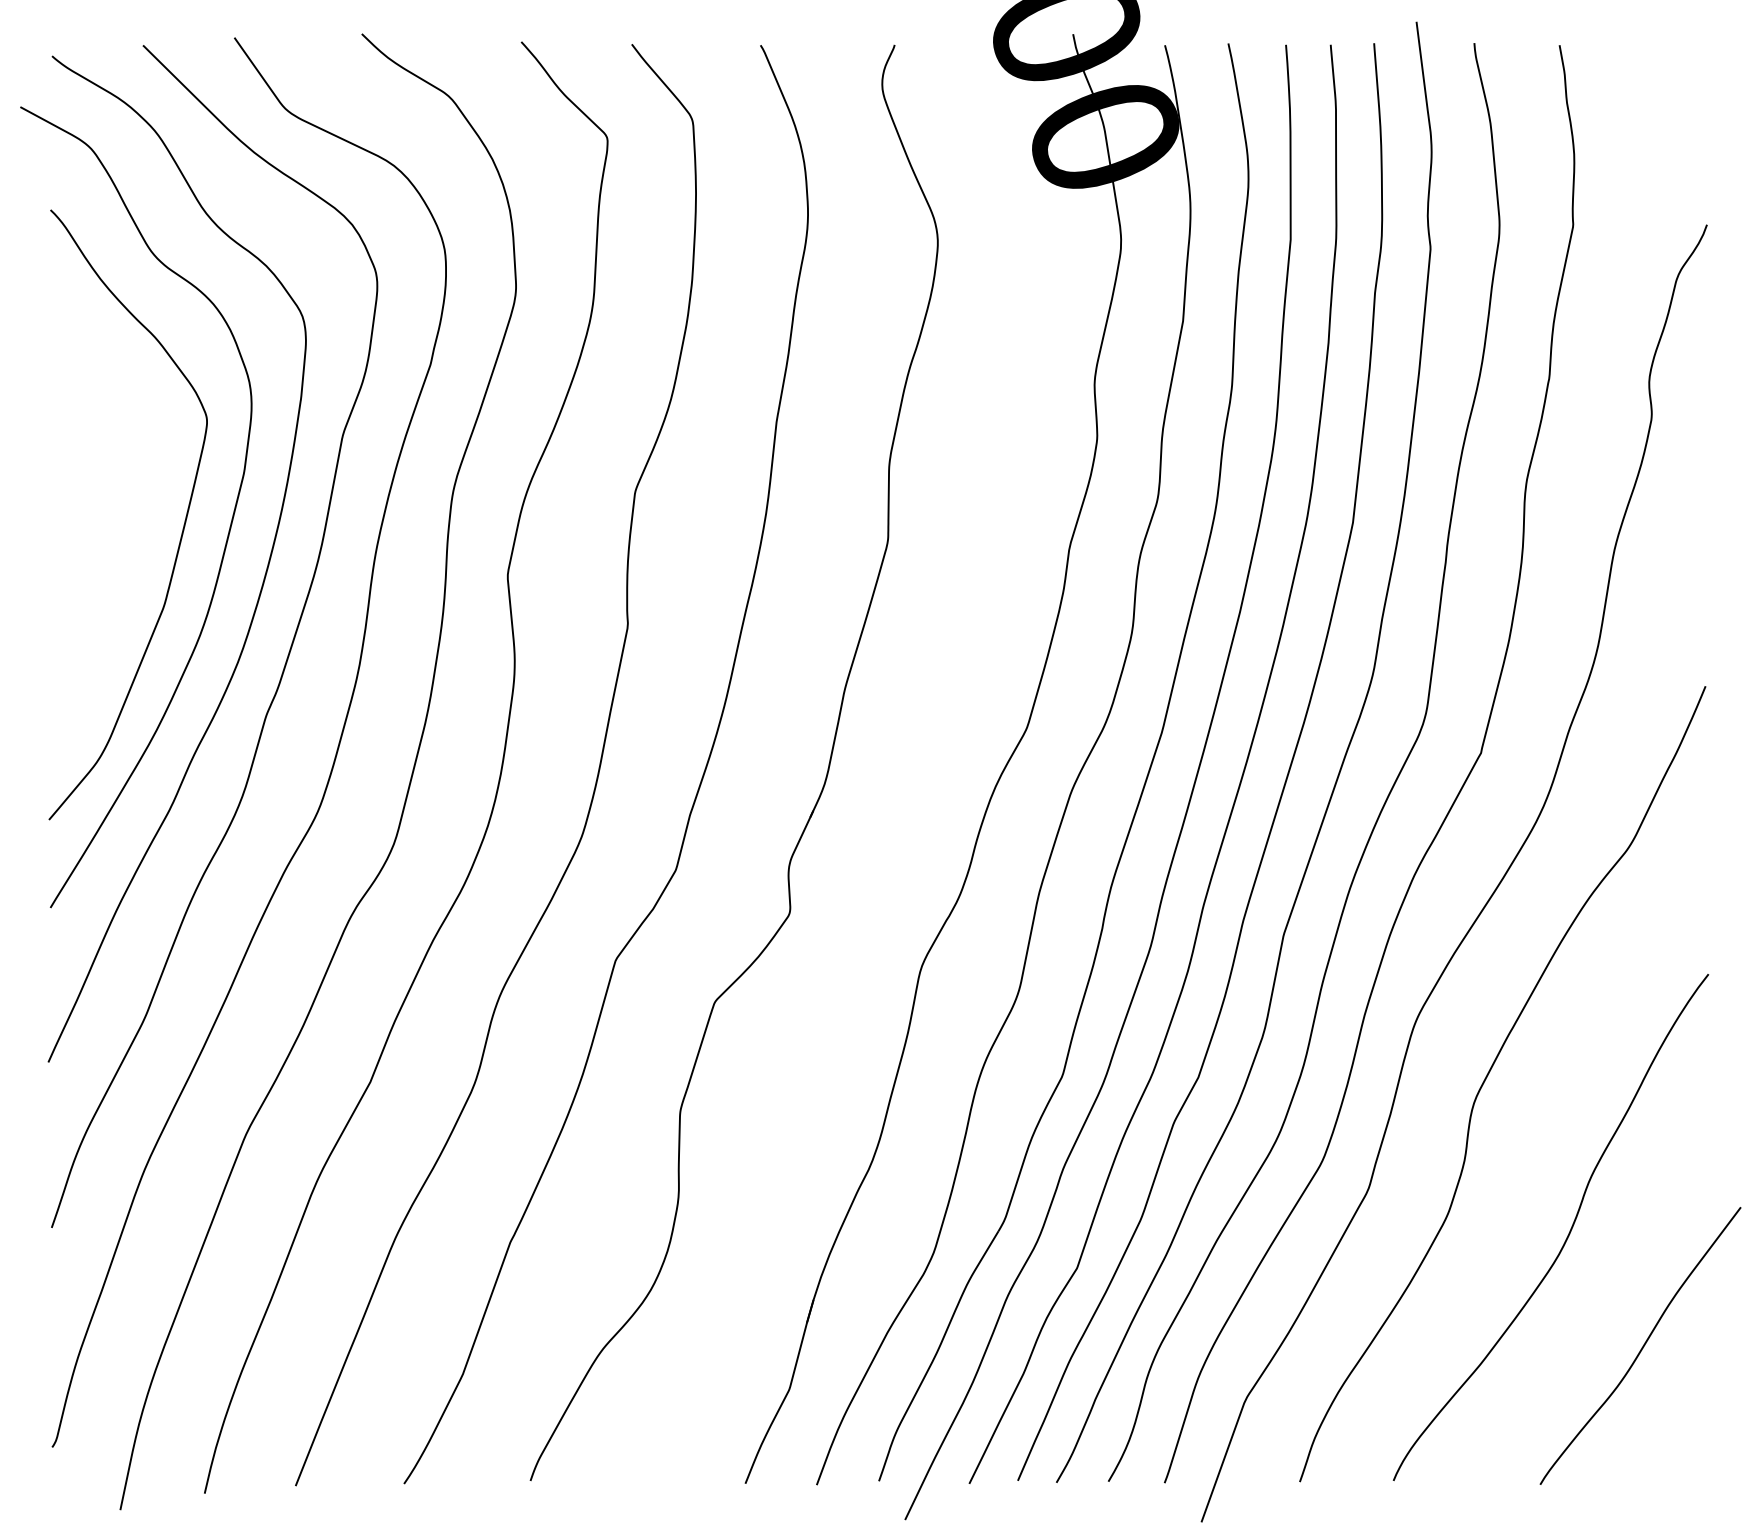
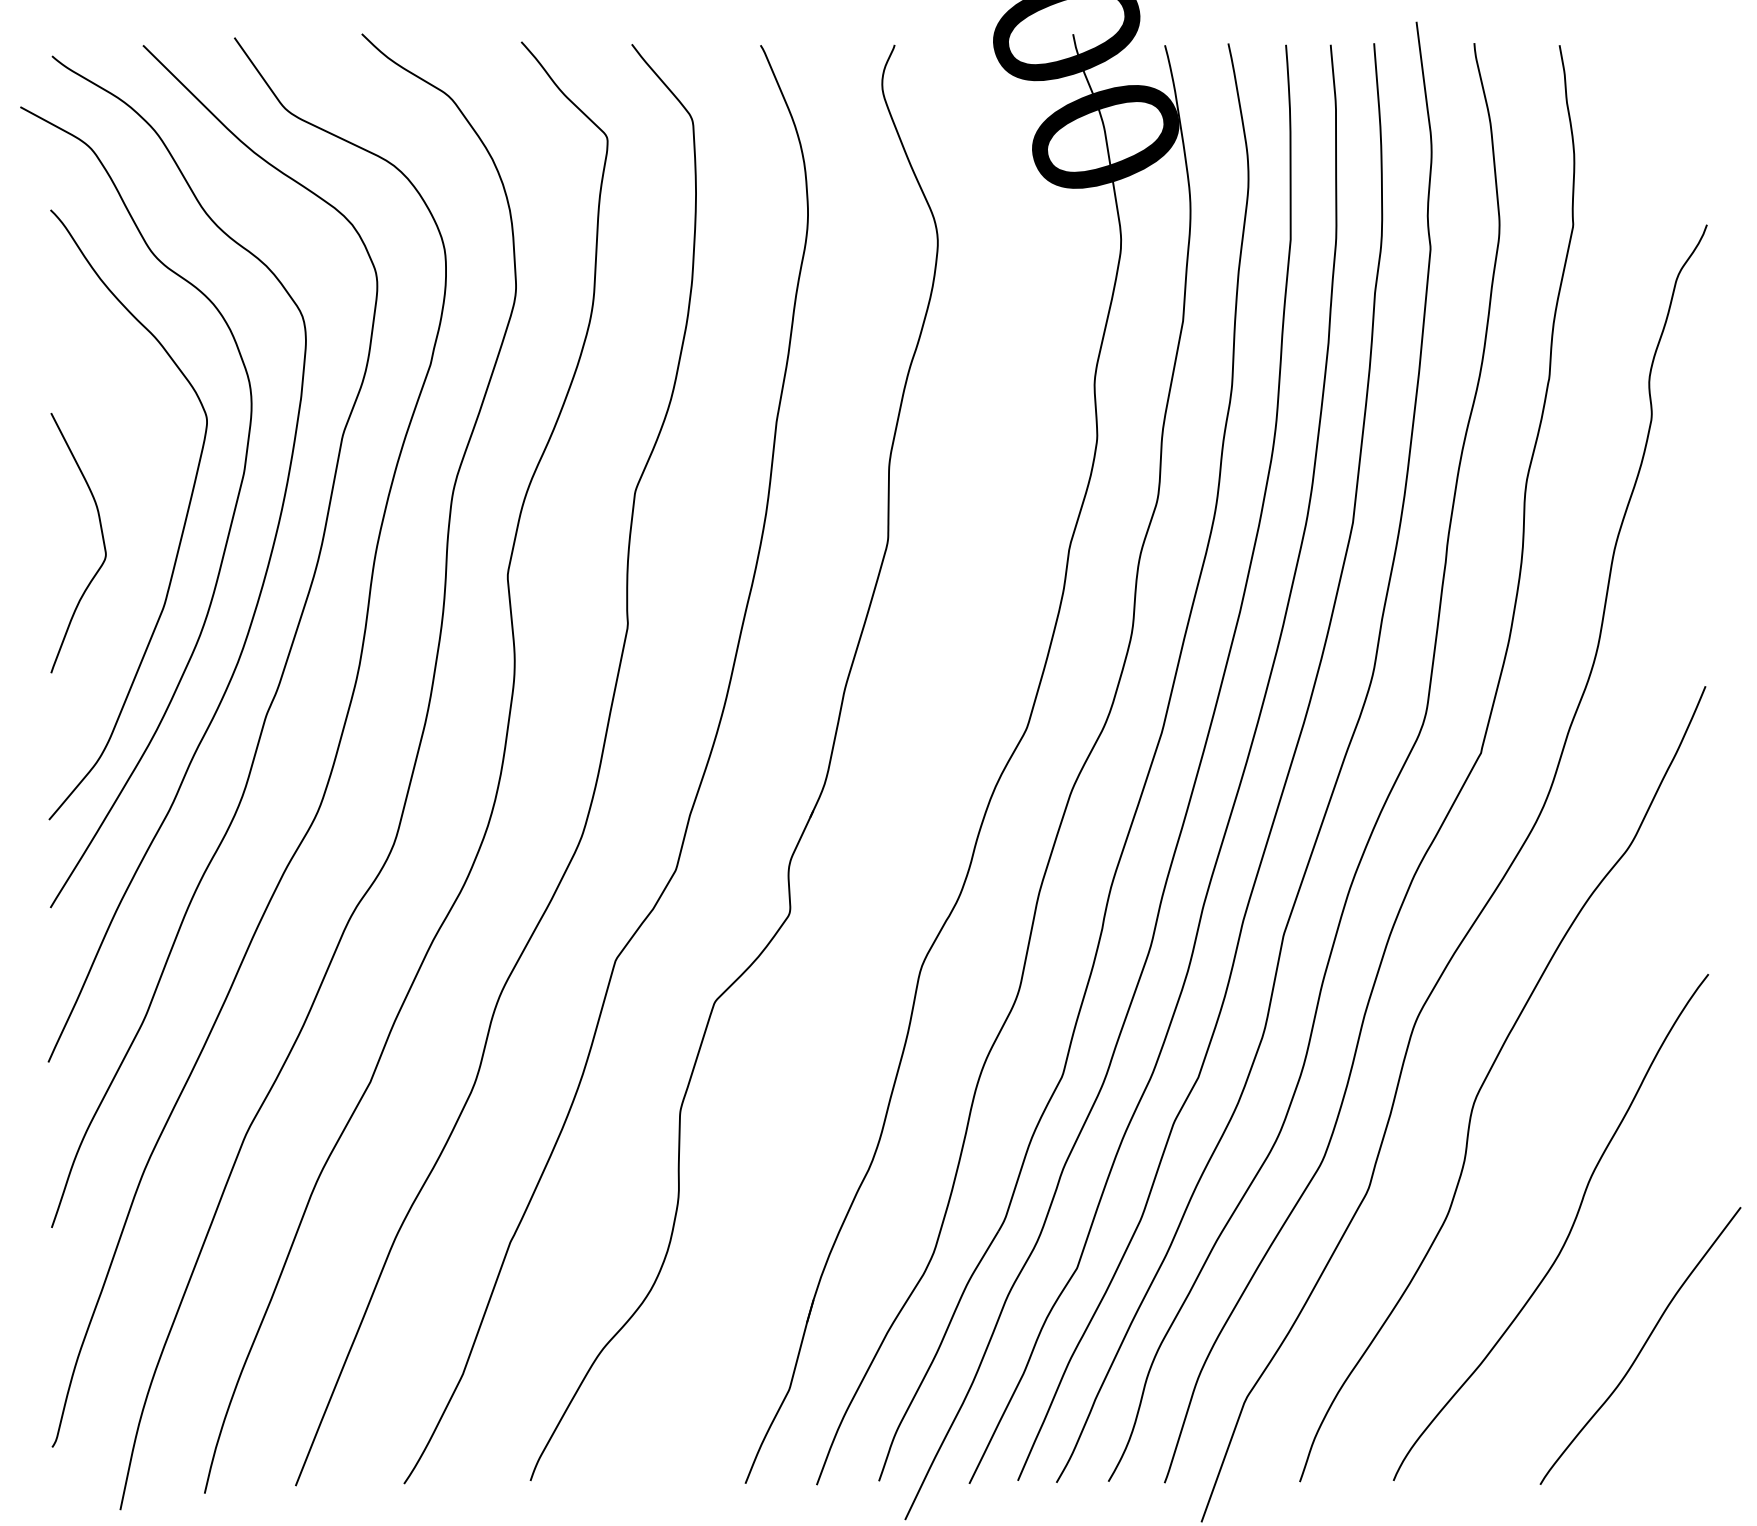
curve: none -> present (102, 541)
